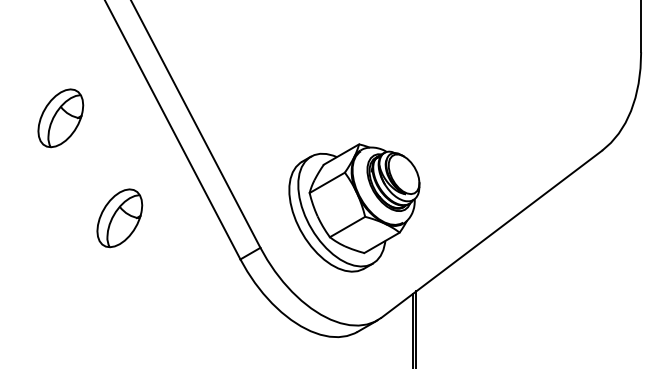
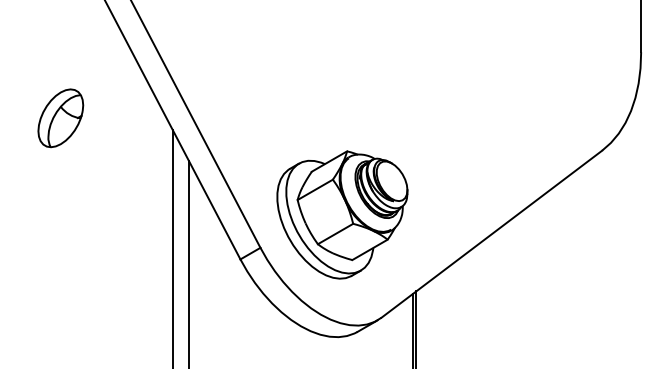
part position: (354, 207) -> (342, 214) (342, 214)
part: present -> none (119, 218)
line: none -> present (172, 247)
line: none -> present (188, 262)
